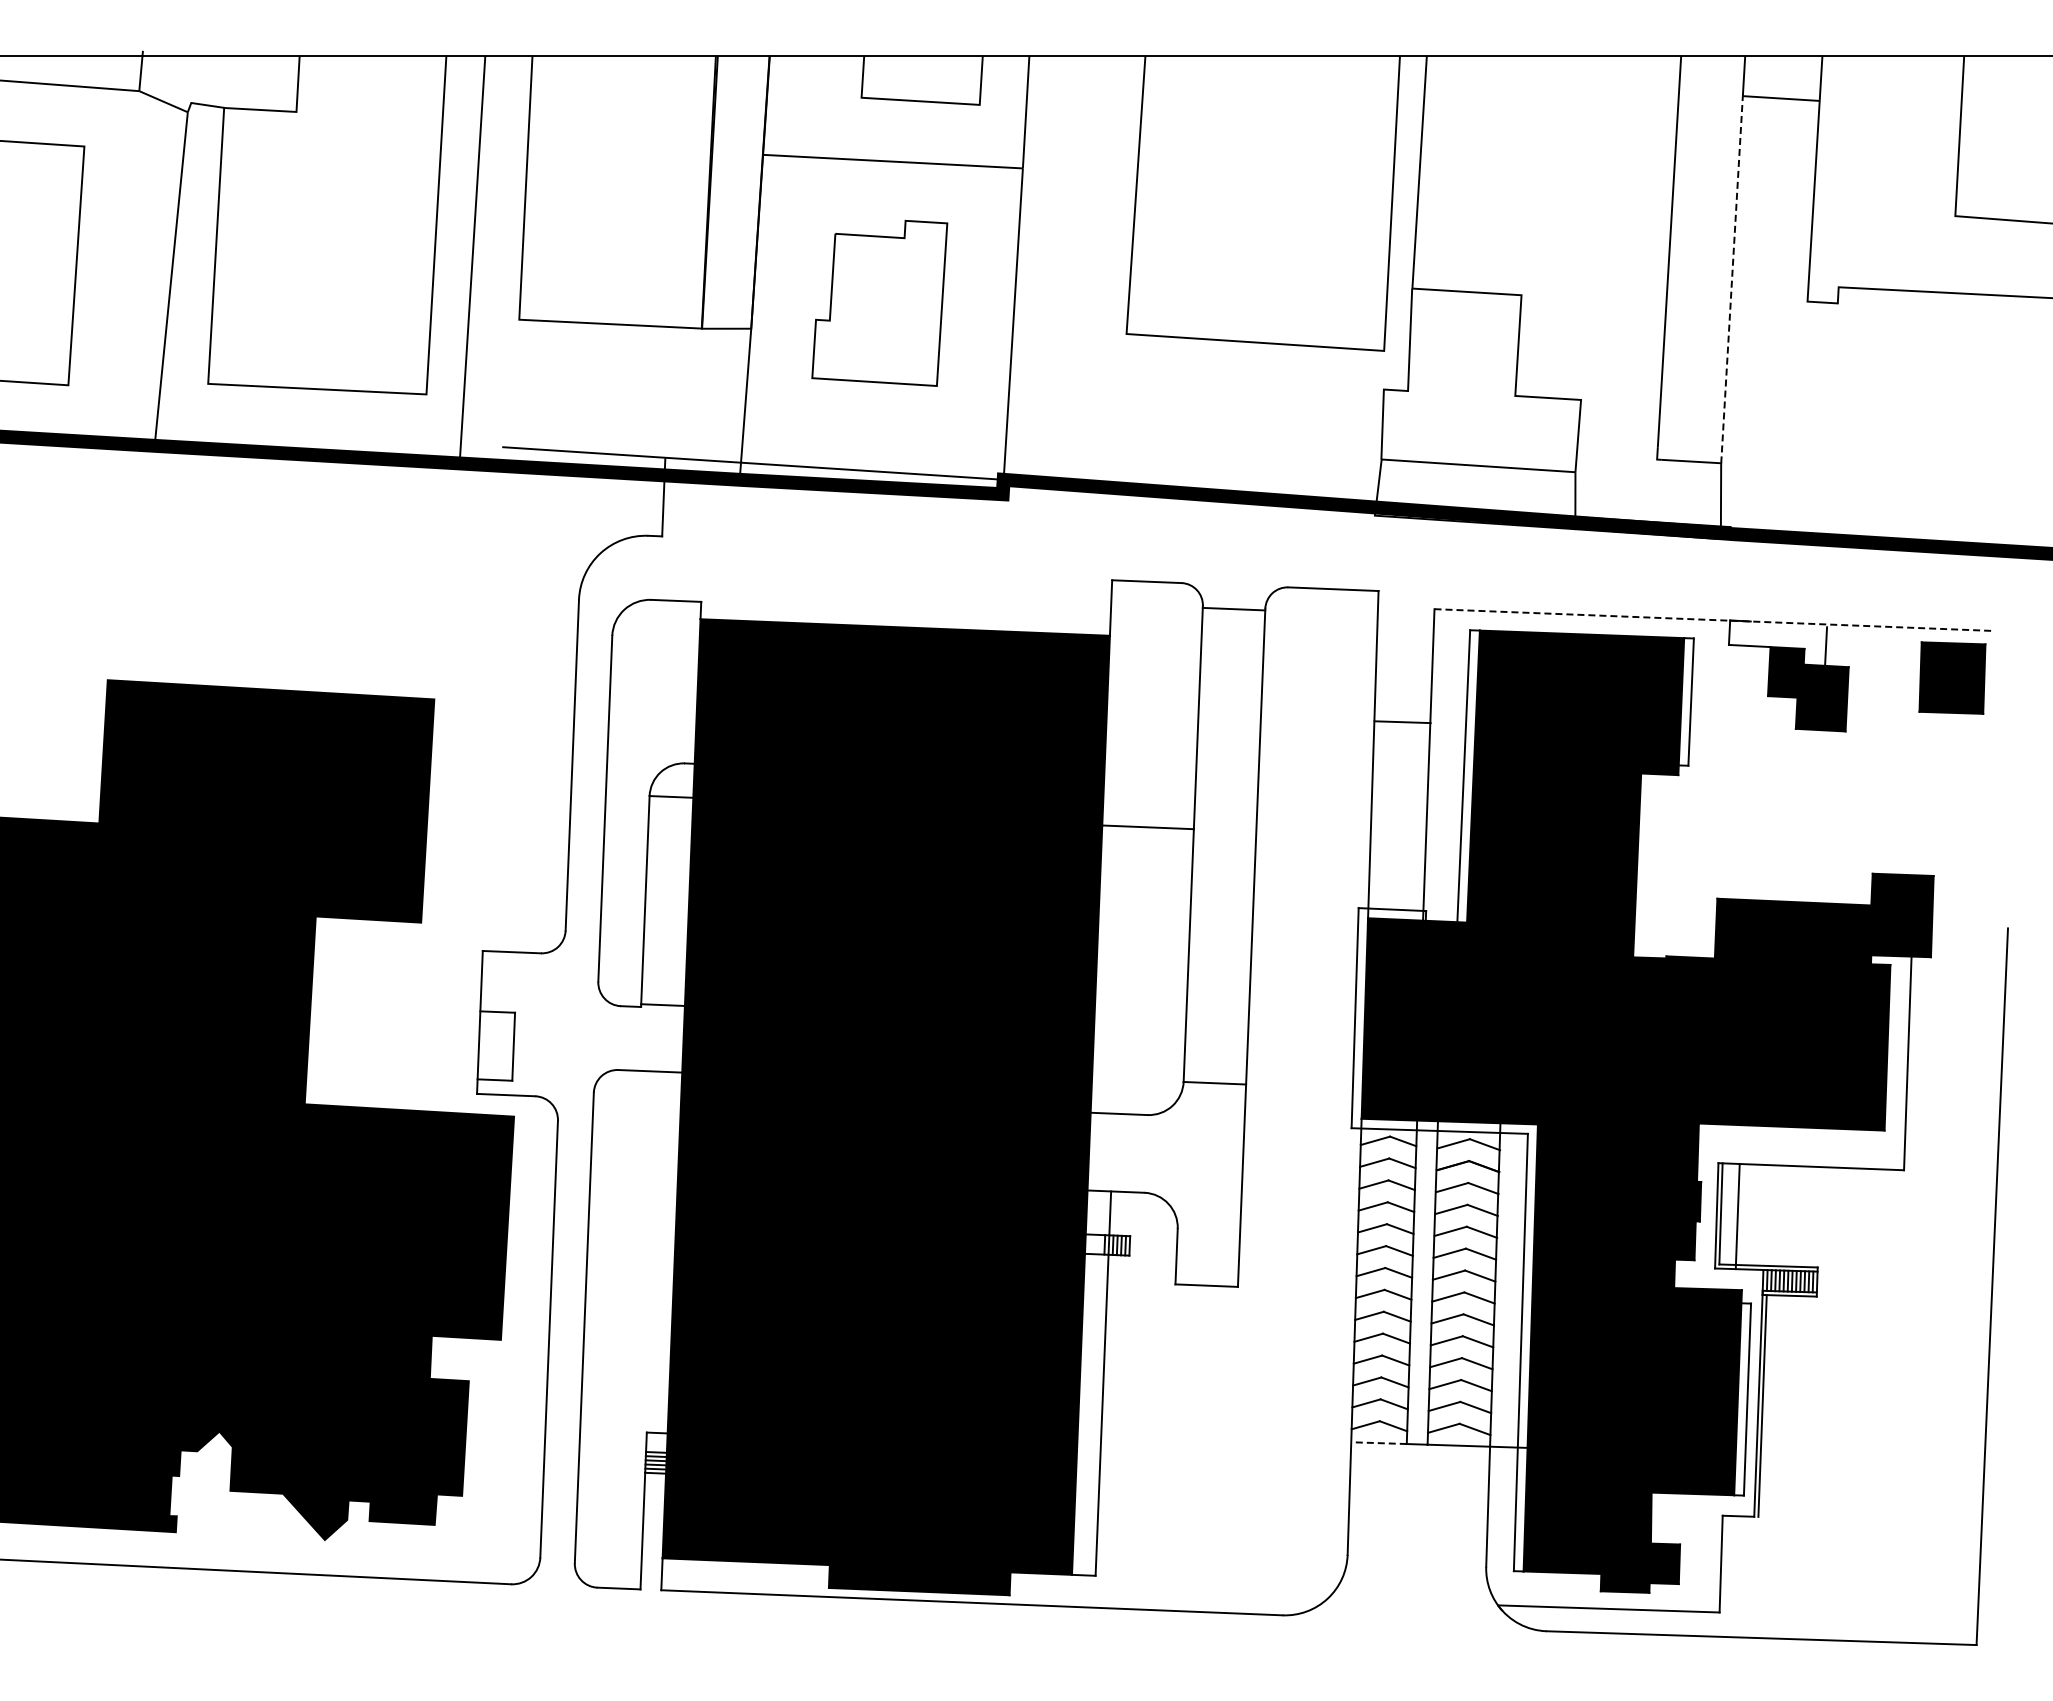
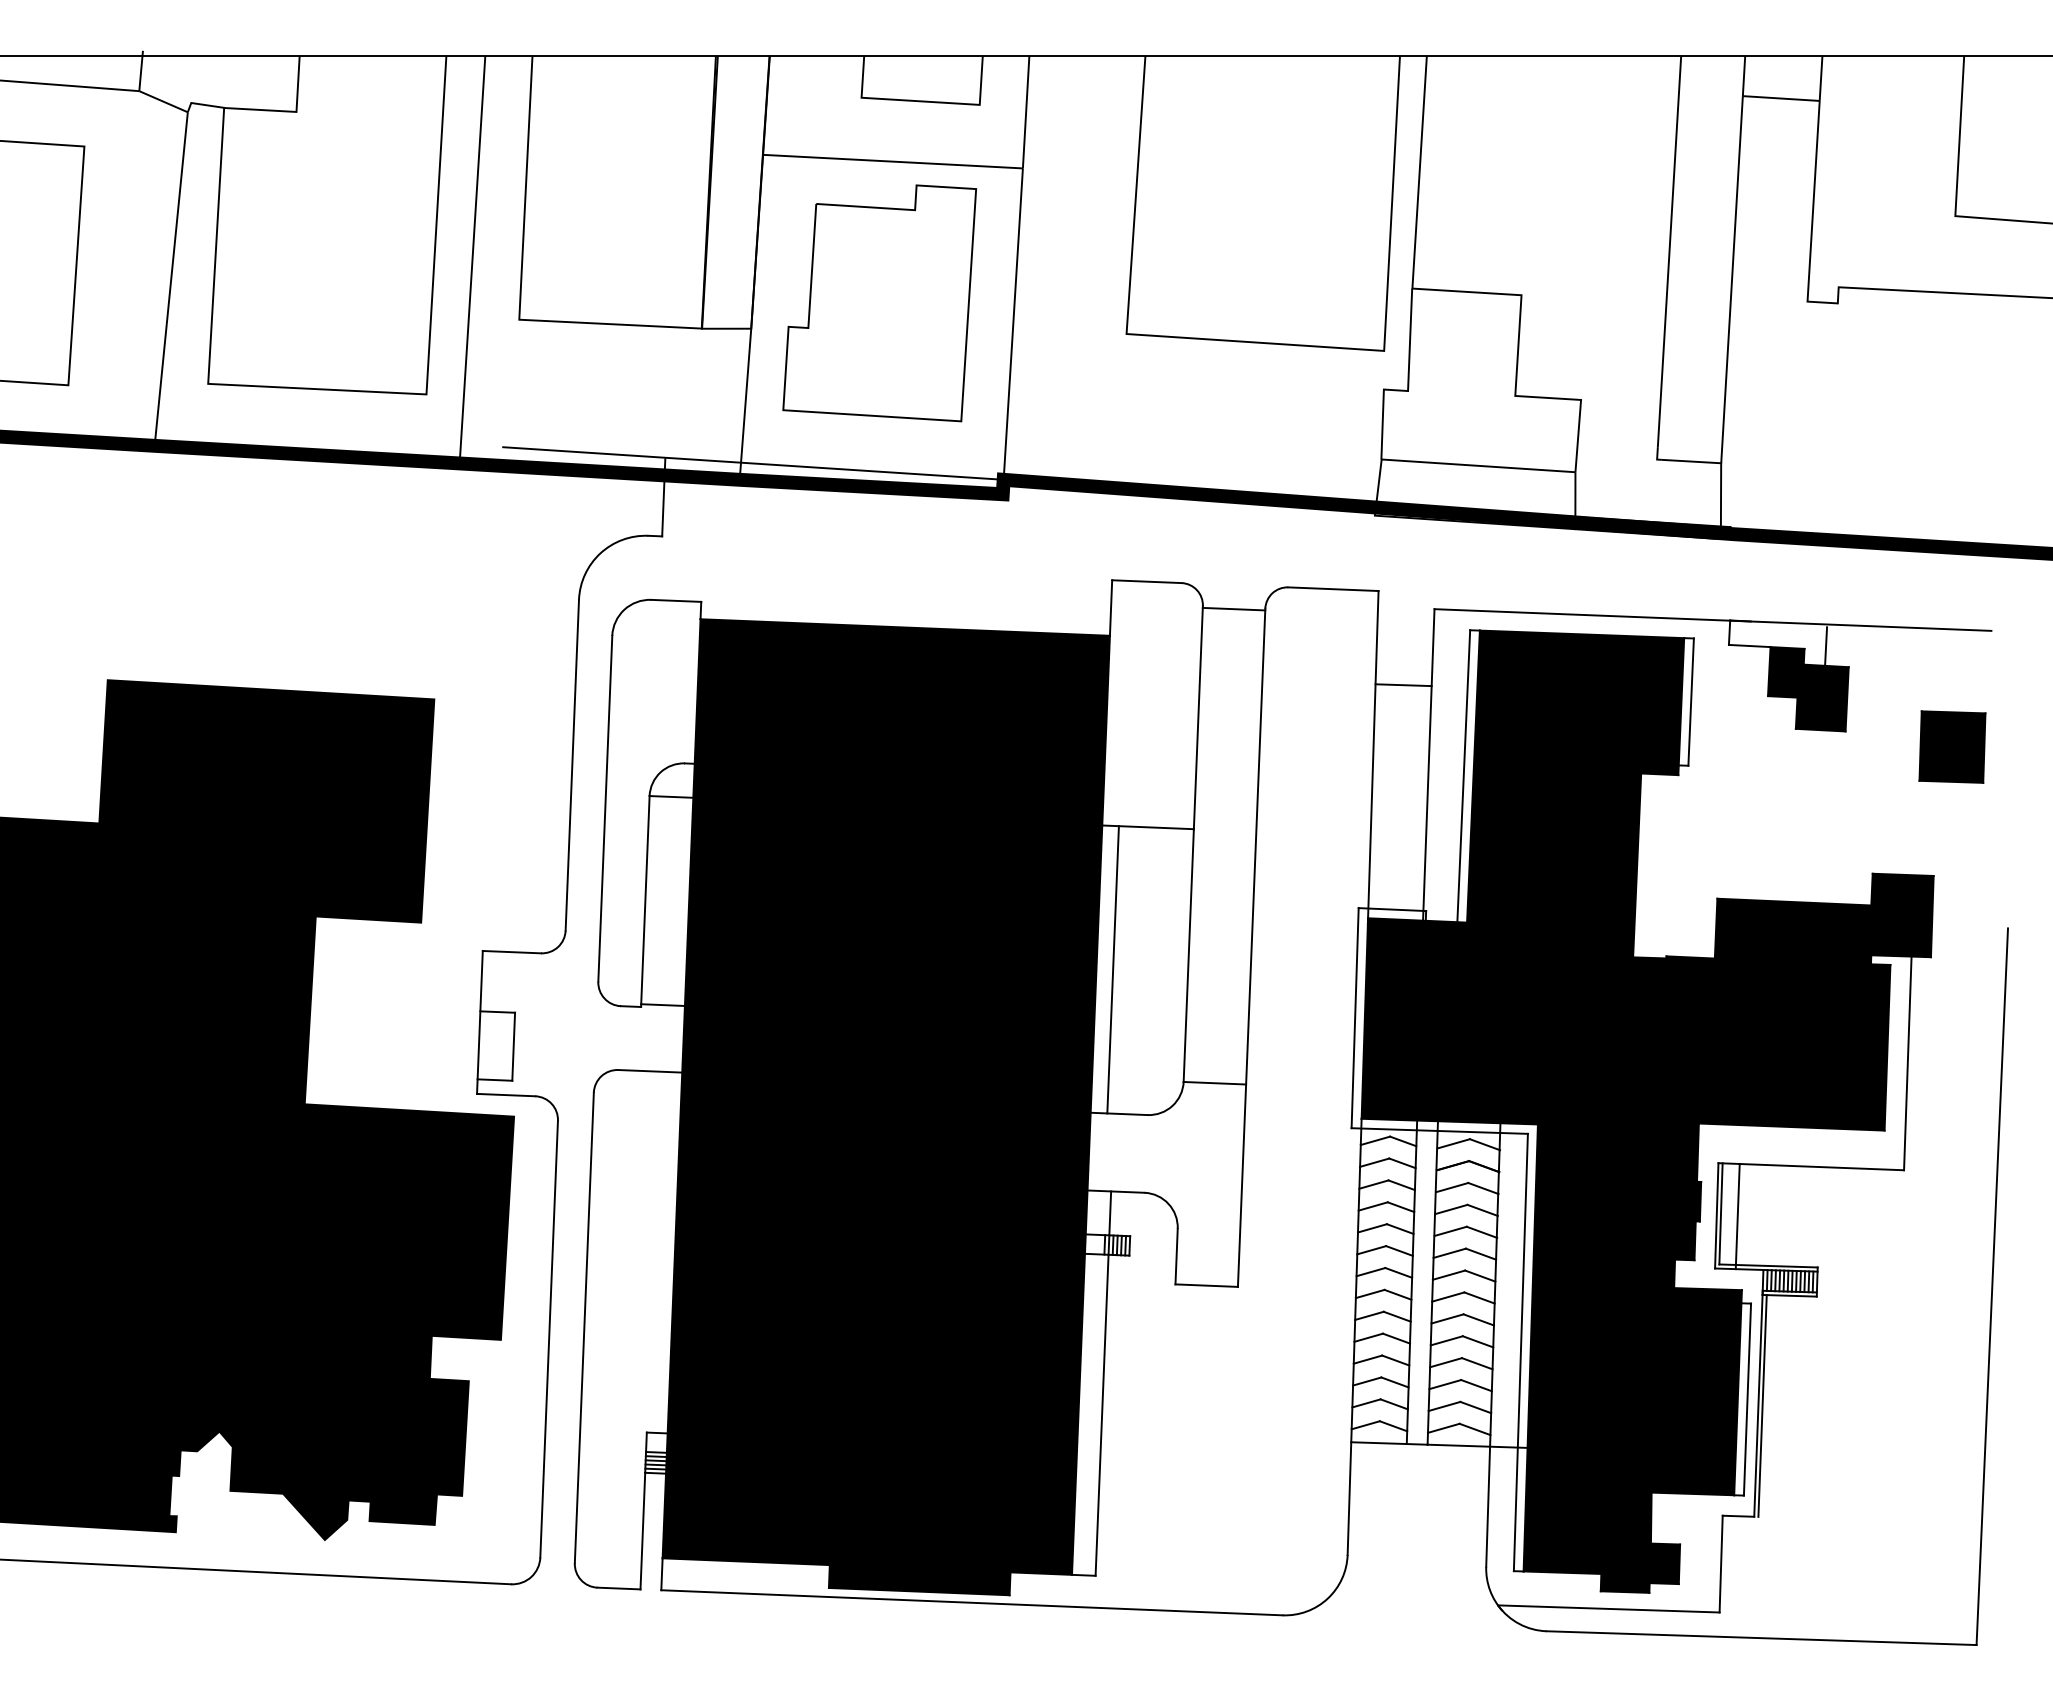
line: dashed -> solid (1732, 279)
part size: 138x168 px -> 196x239 px (879, 303)
line: dashed -> solid (1712, 620)
part position: (1952, 677) -> (1952, 746) (1952, 746)
line position: (1402, 722) -> (1403, 685) (1403, 685)
line: none -> present (1112, 969)
line: dashed -> solid (1379, 1443)
